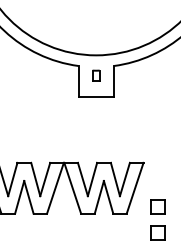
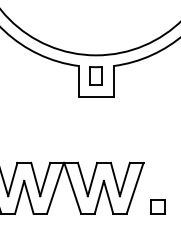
part size: 9x13 px -> 14x20 px (95, 75)
part: present -> none (157, 232)
